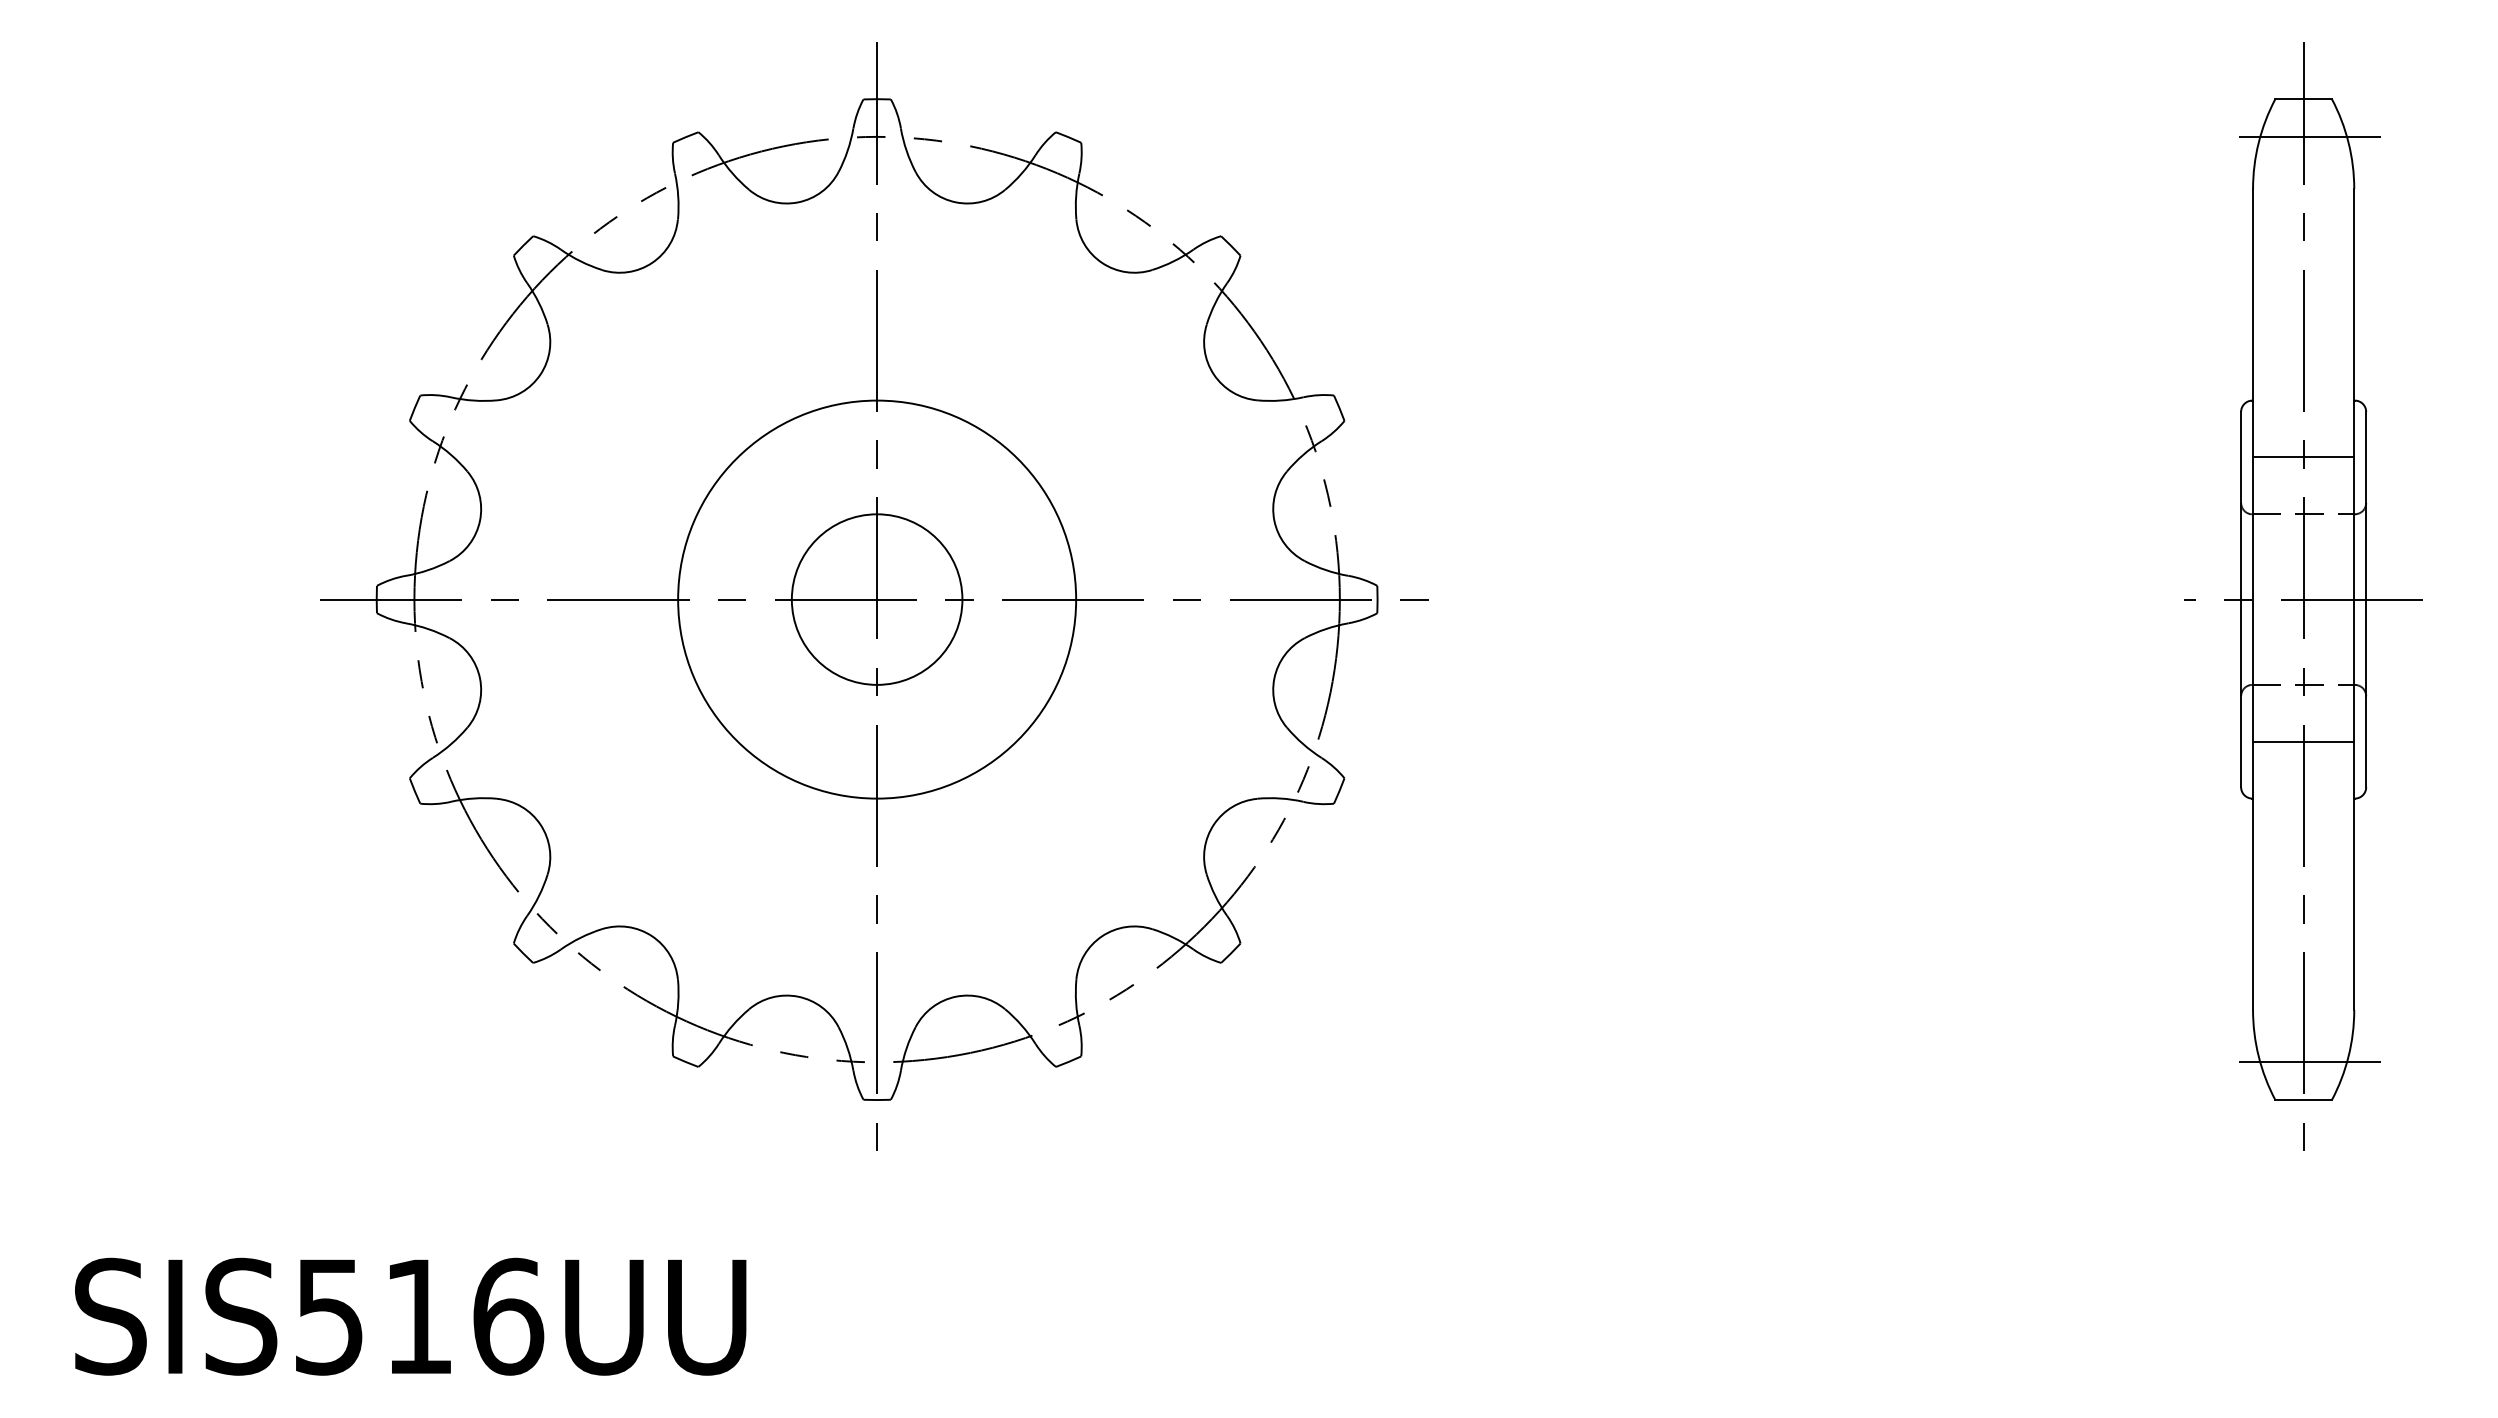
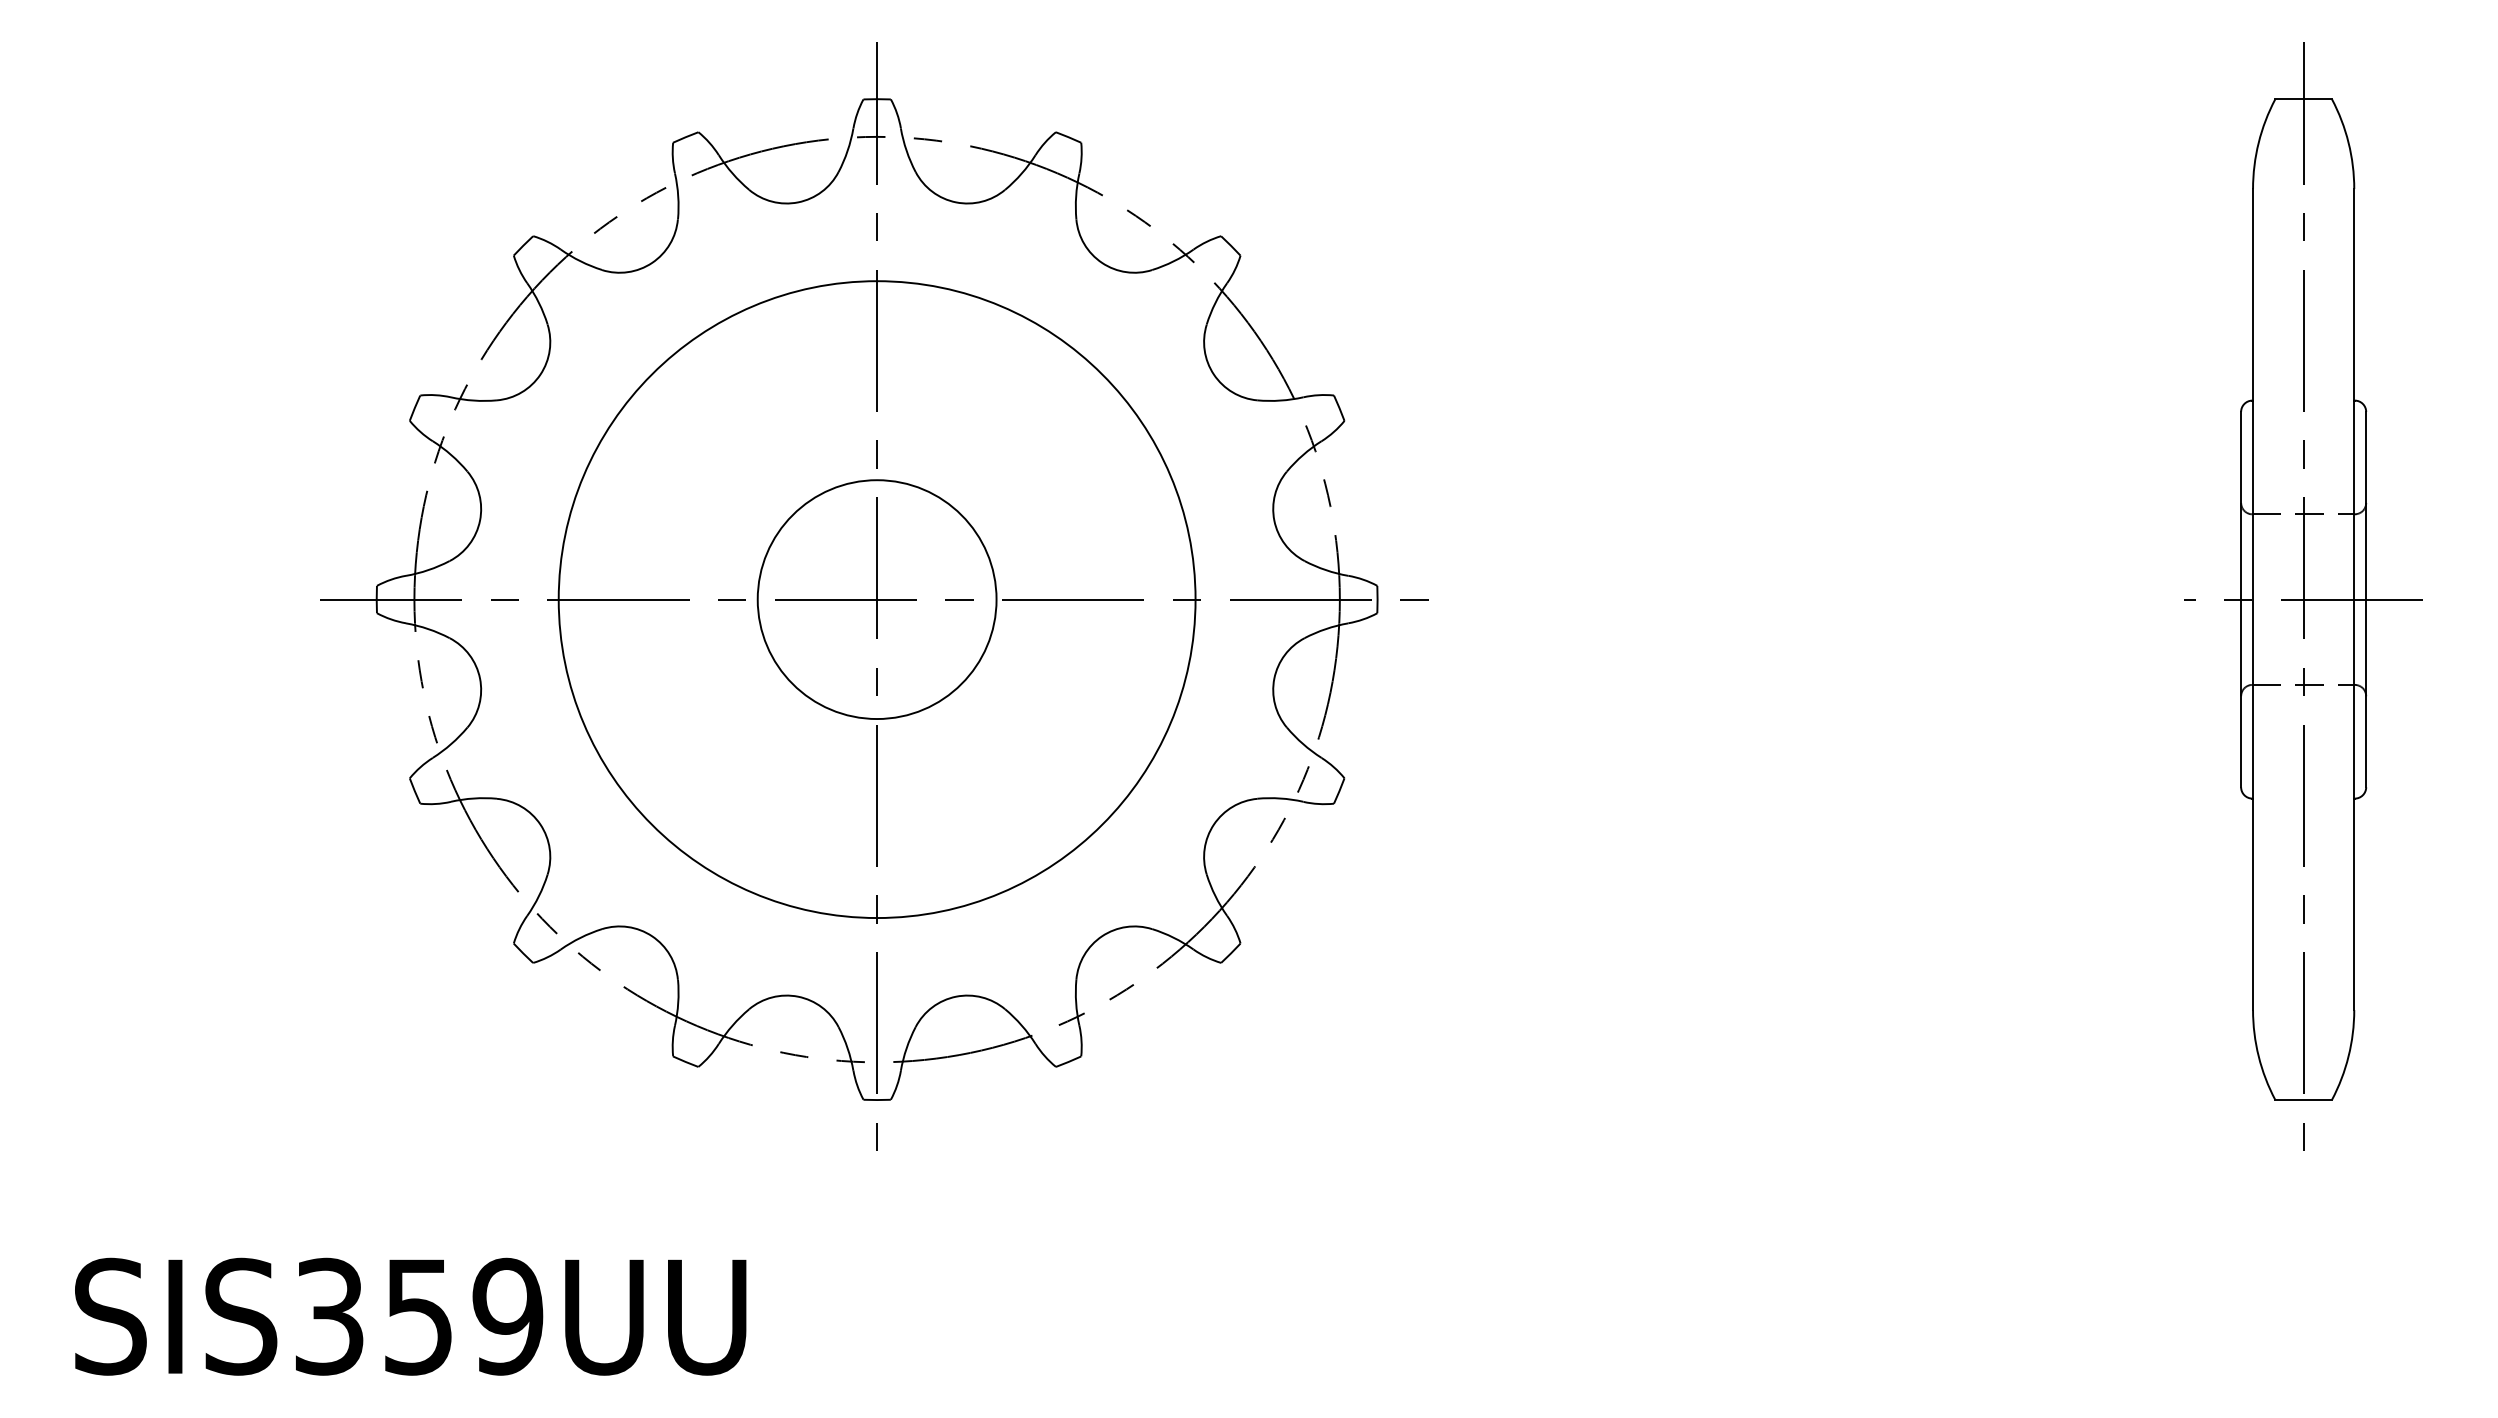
line: present -> none (2303, 136)
line: present -> none (2303, 457)
circle diameter: 171 px -> 239 px (876, 599)
circle diameter: 398 px -> 637 px (876, 599)
line: present -> none (2303, 741)
line: present -> none (2303, 1062)
text: SIS516UU -> SIS359UU (420, 1316)
